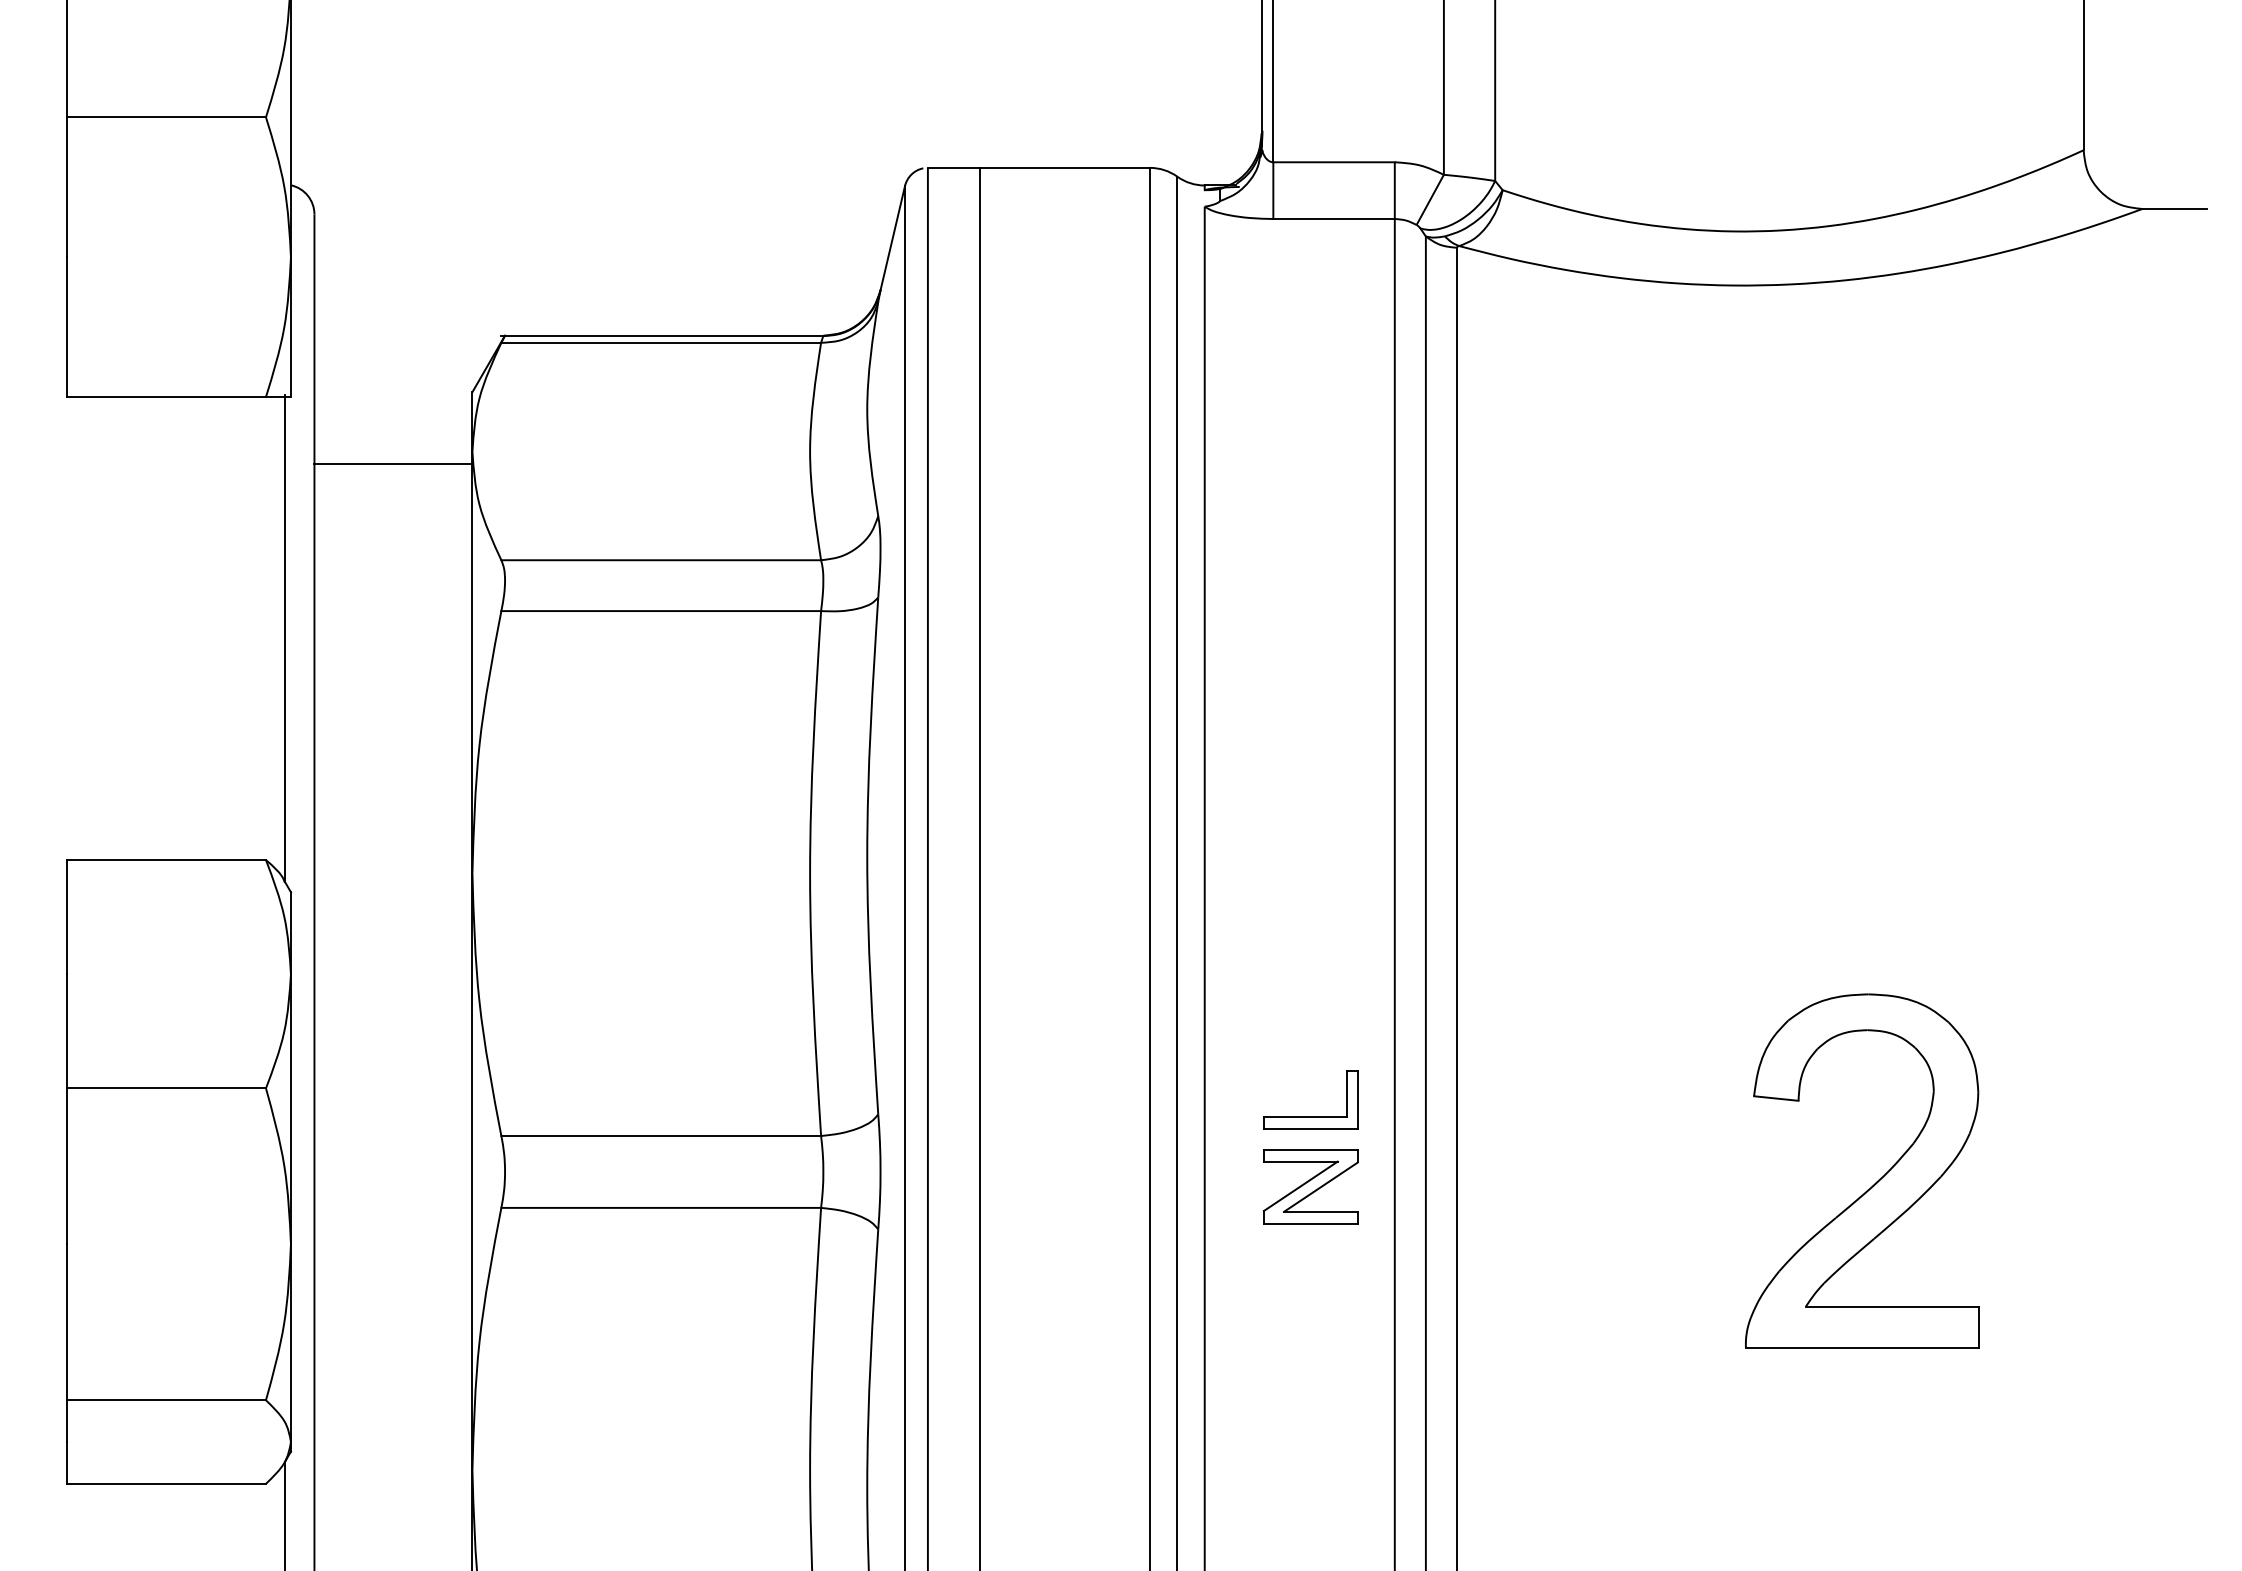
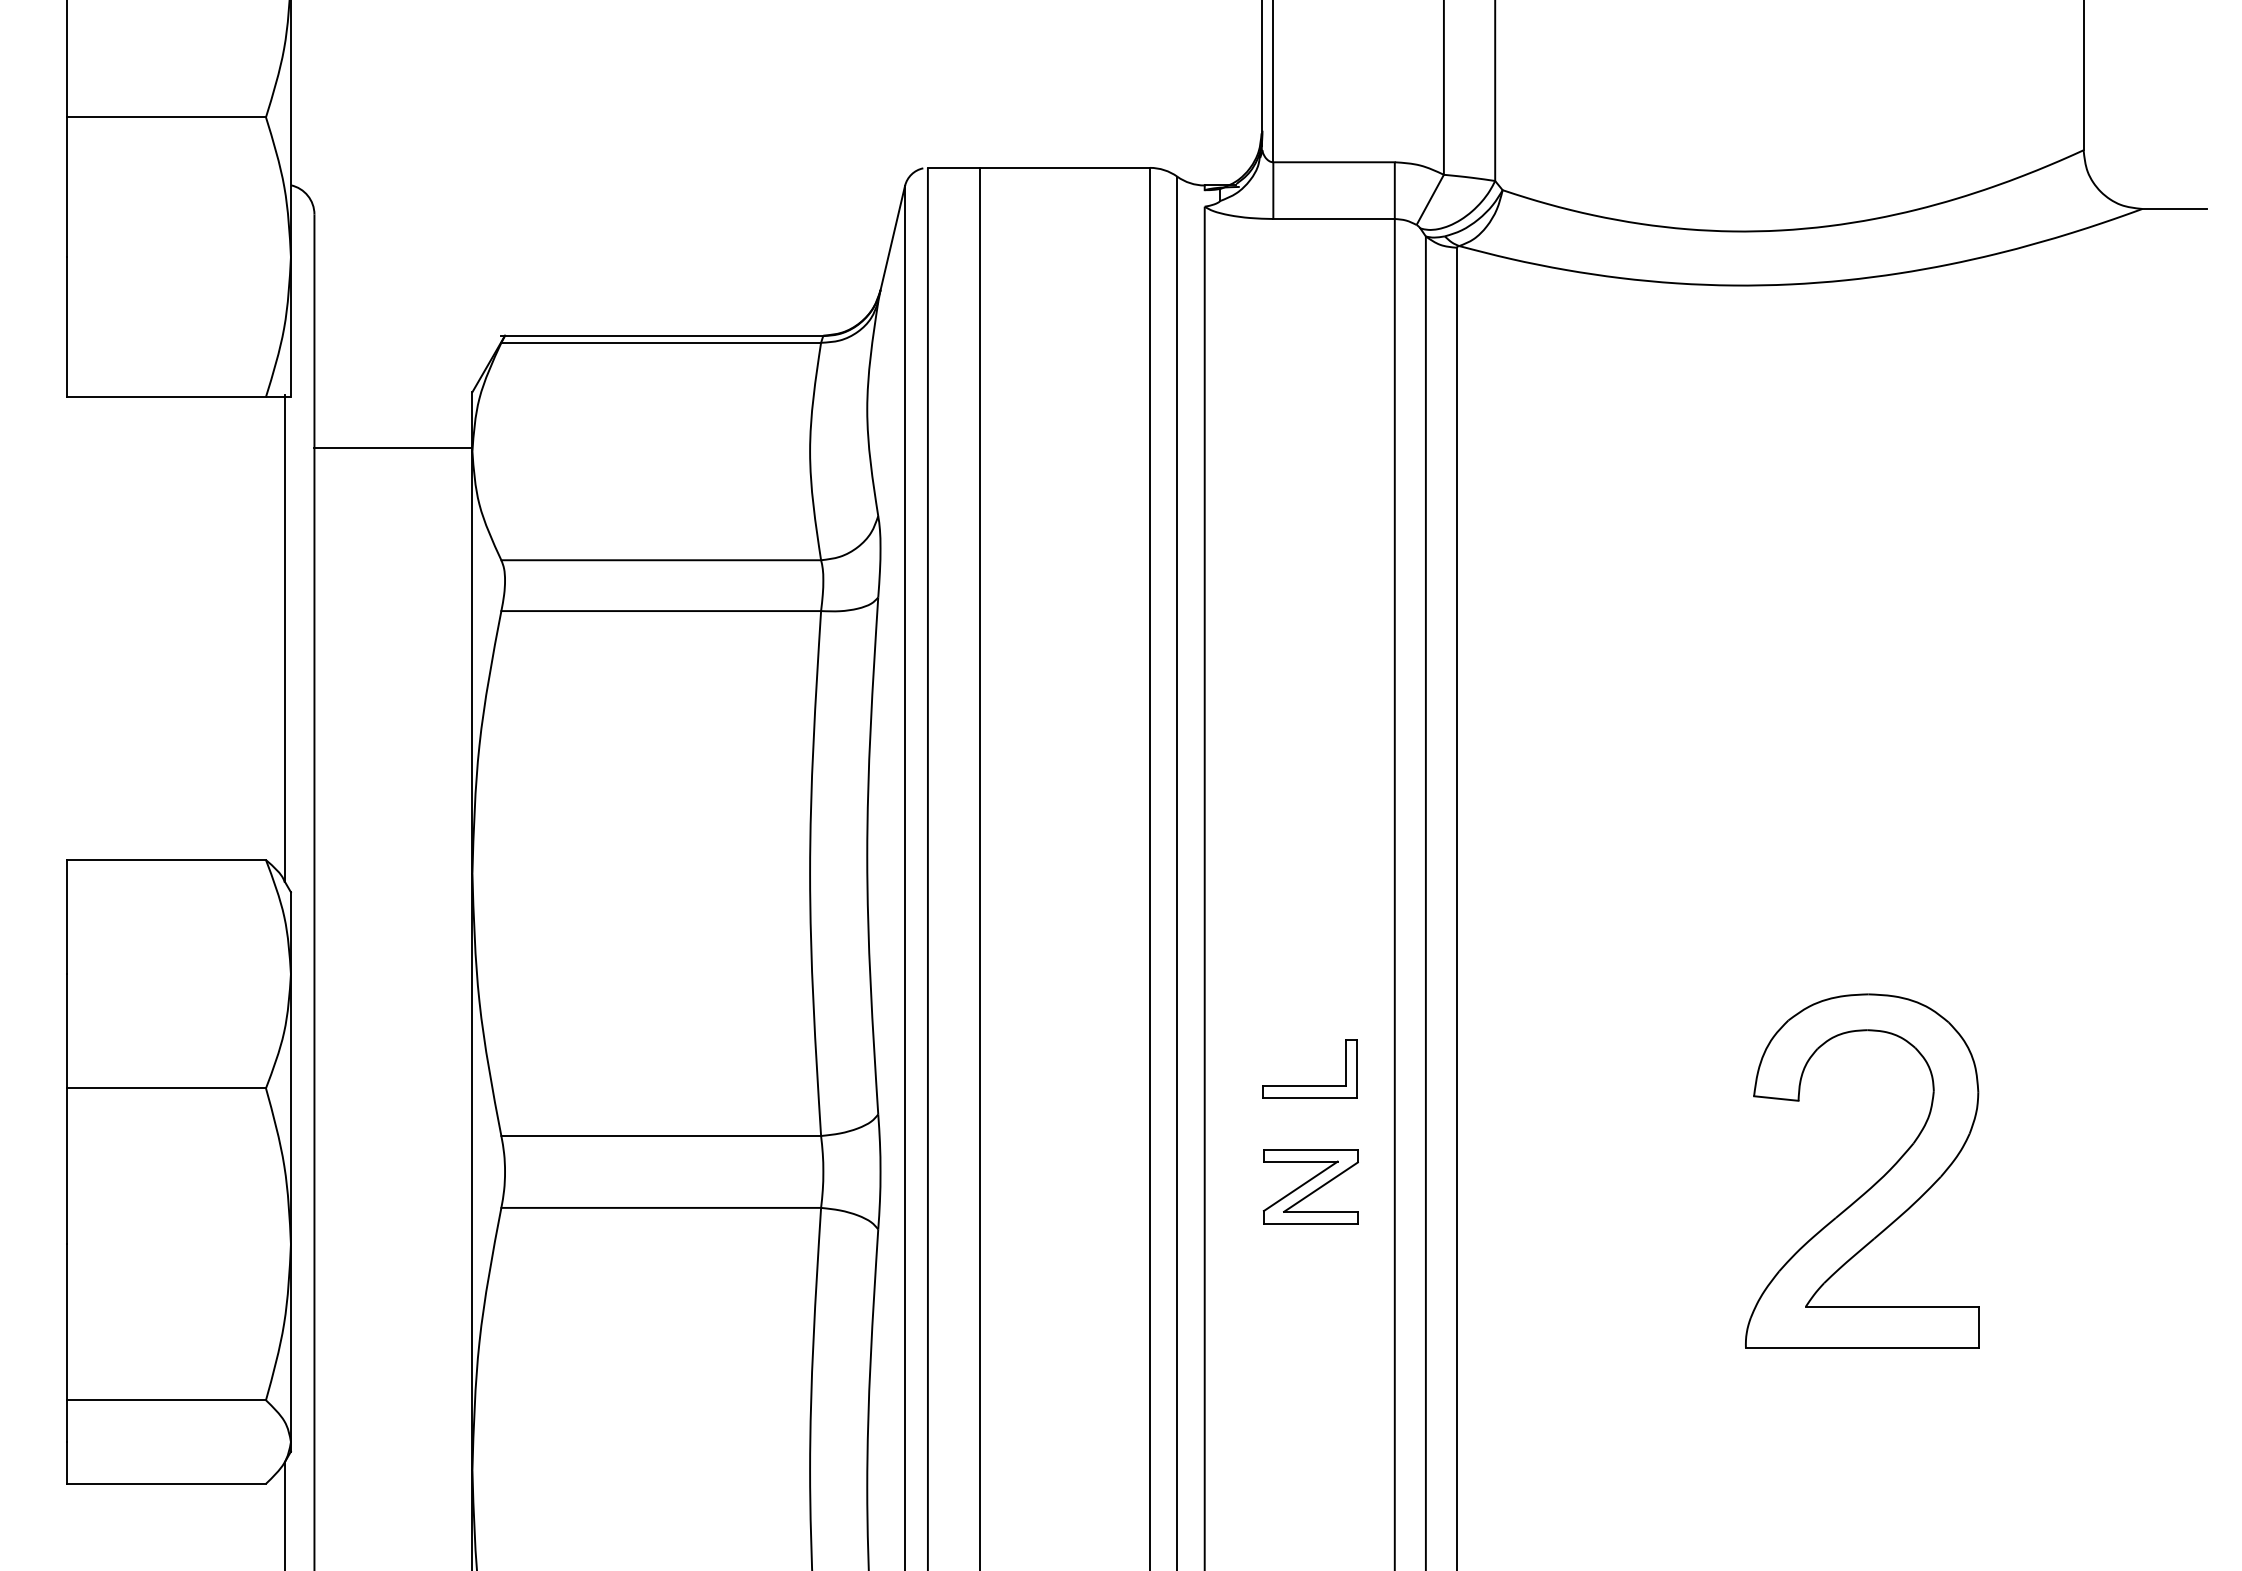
line position: (393, 463) -> (393, 447) (393, 447)
part position: (1310, 1116) -> (1309, 1085) (1309, 1085)
